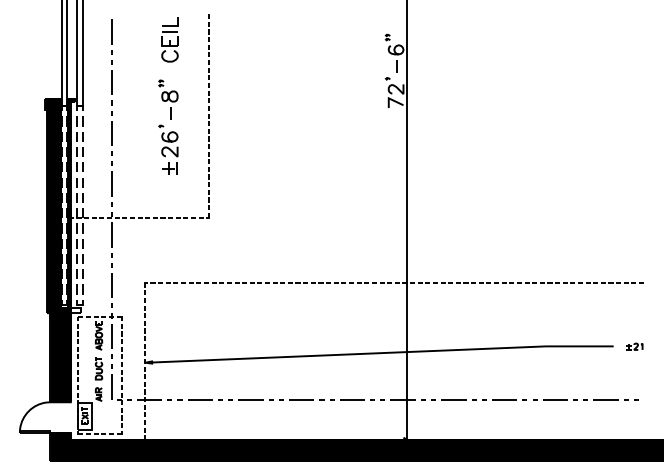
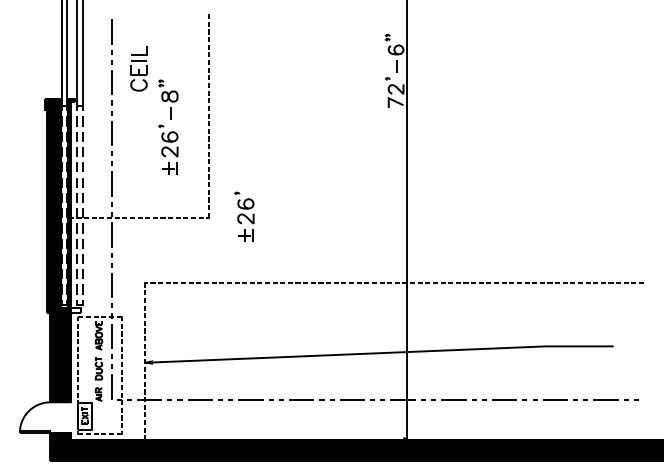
part position: (169, 39) -> (138, 68) (138, 68)
part: none -> present (244, 216)
part: present -> none (634, 346)
